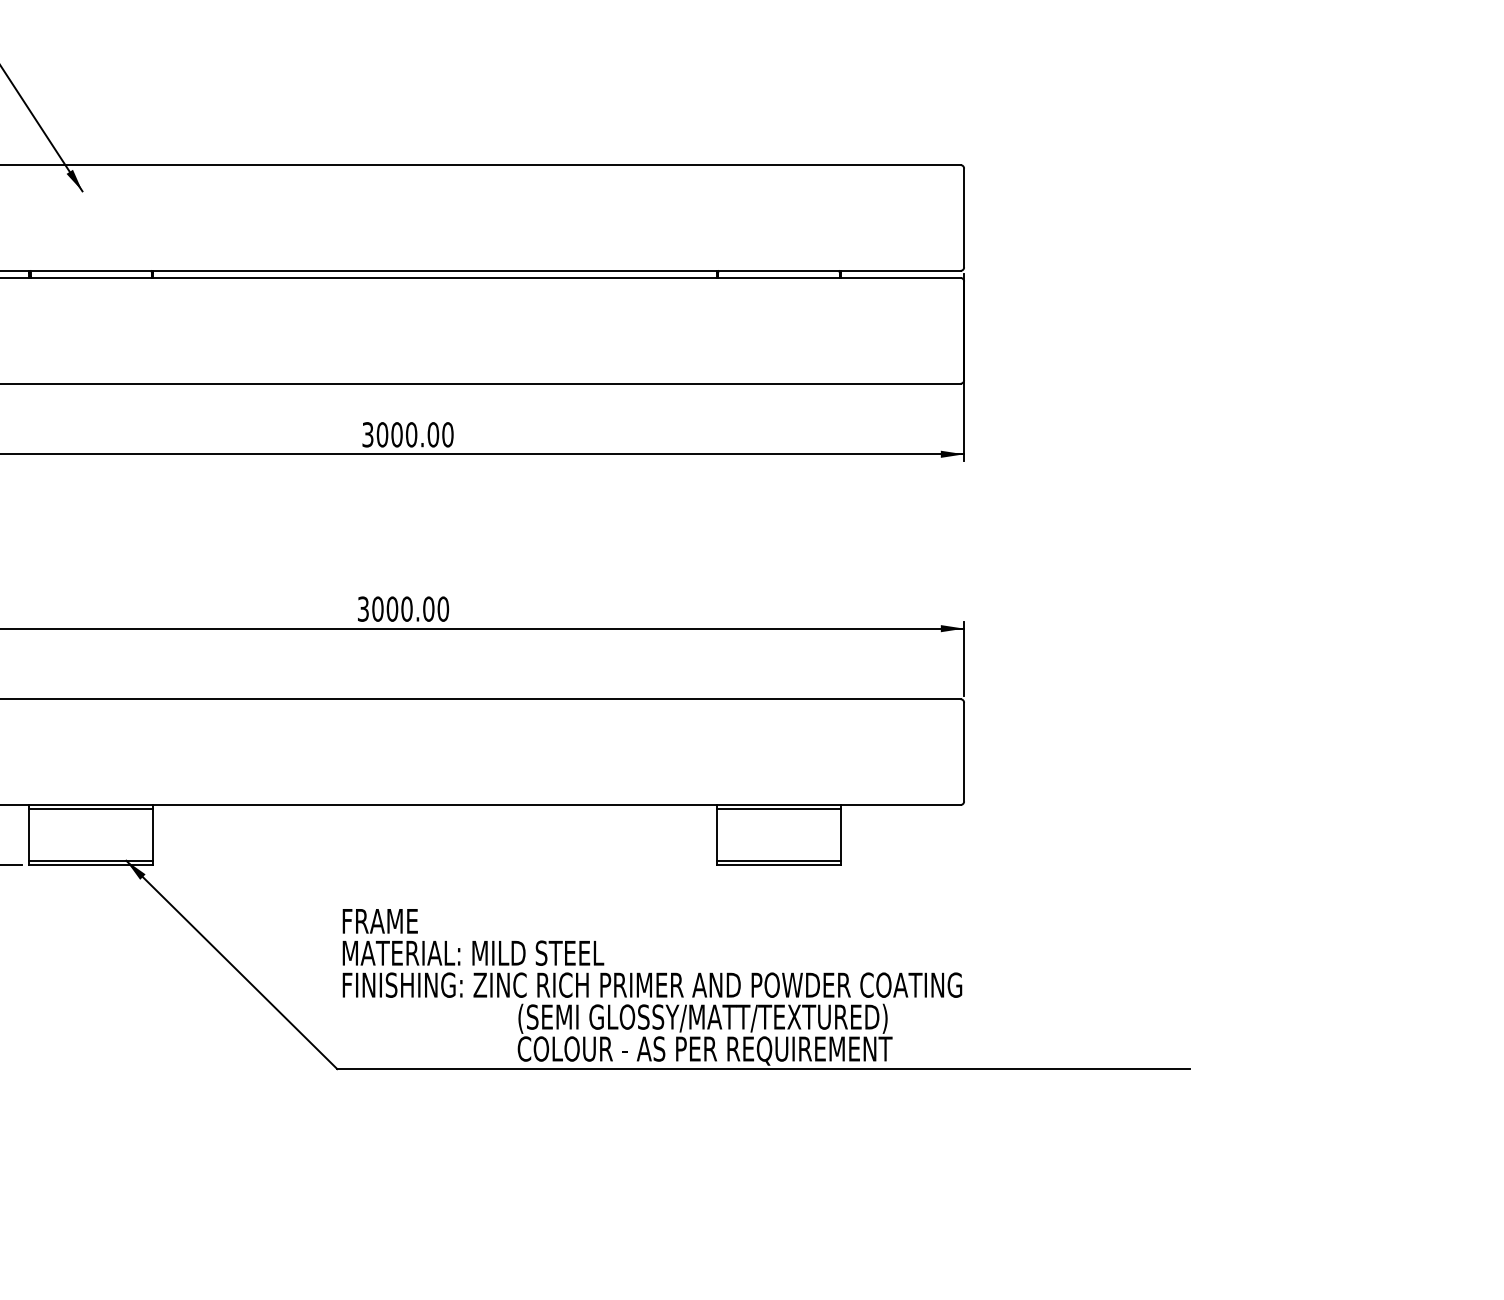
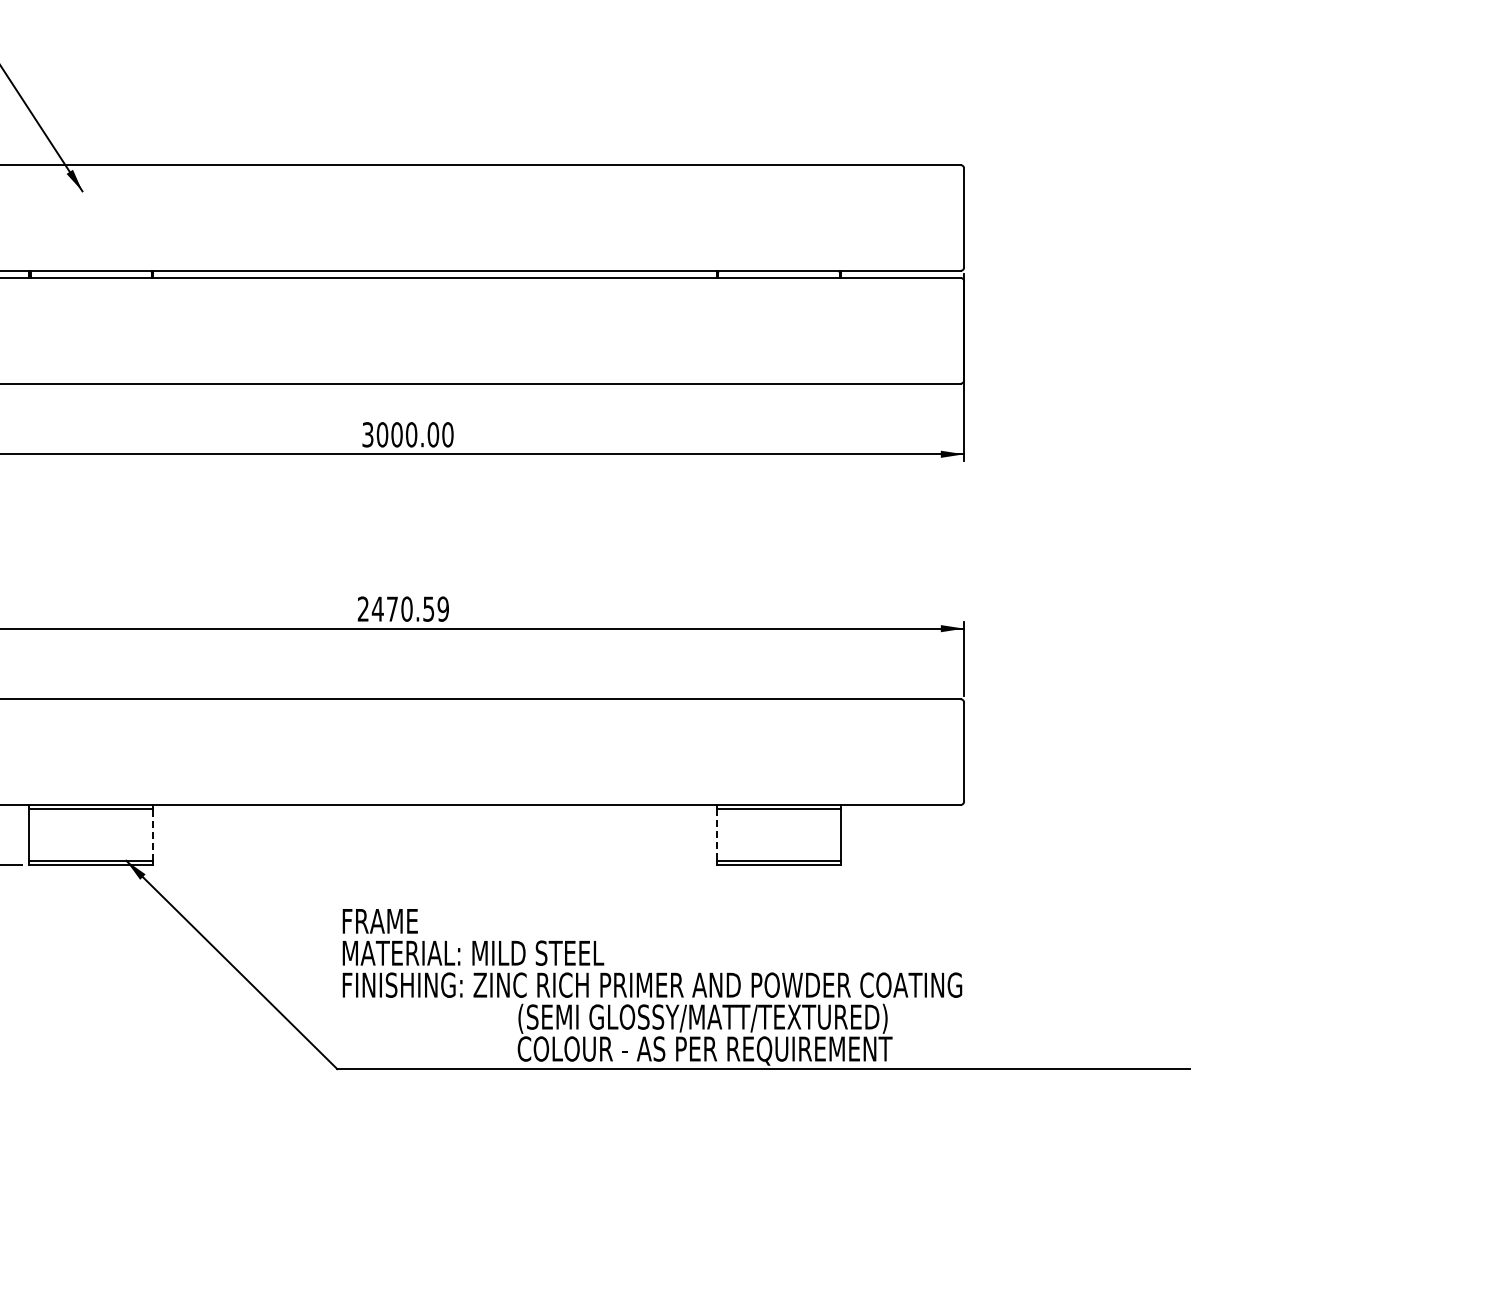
text: 3000.00 -> 2470.59 (403, 608)
line: solid -> dashed (152, 835)
line: solid -> dashed (717, 835)
